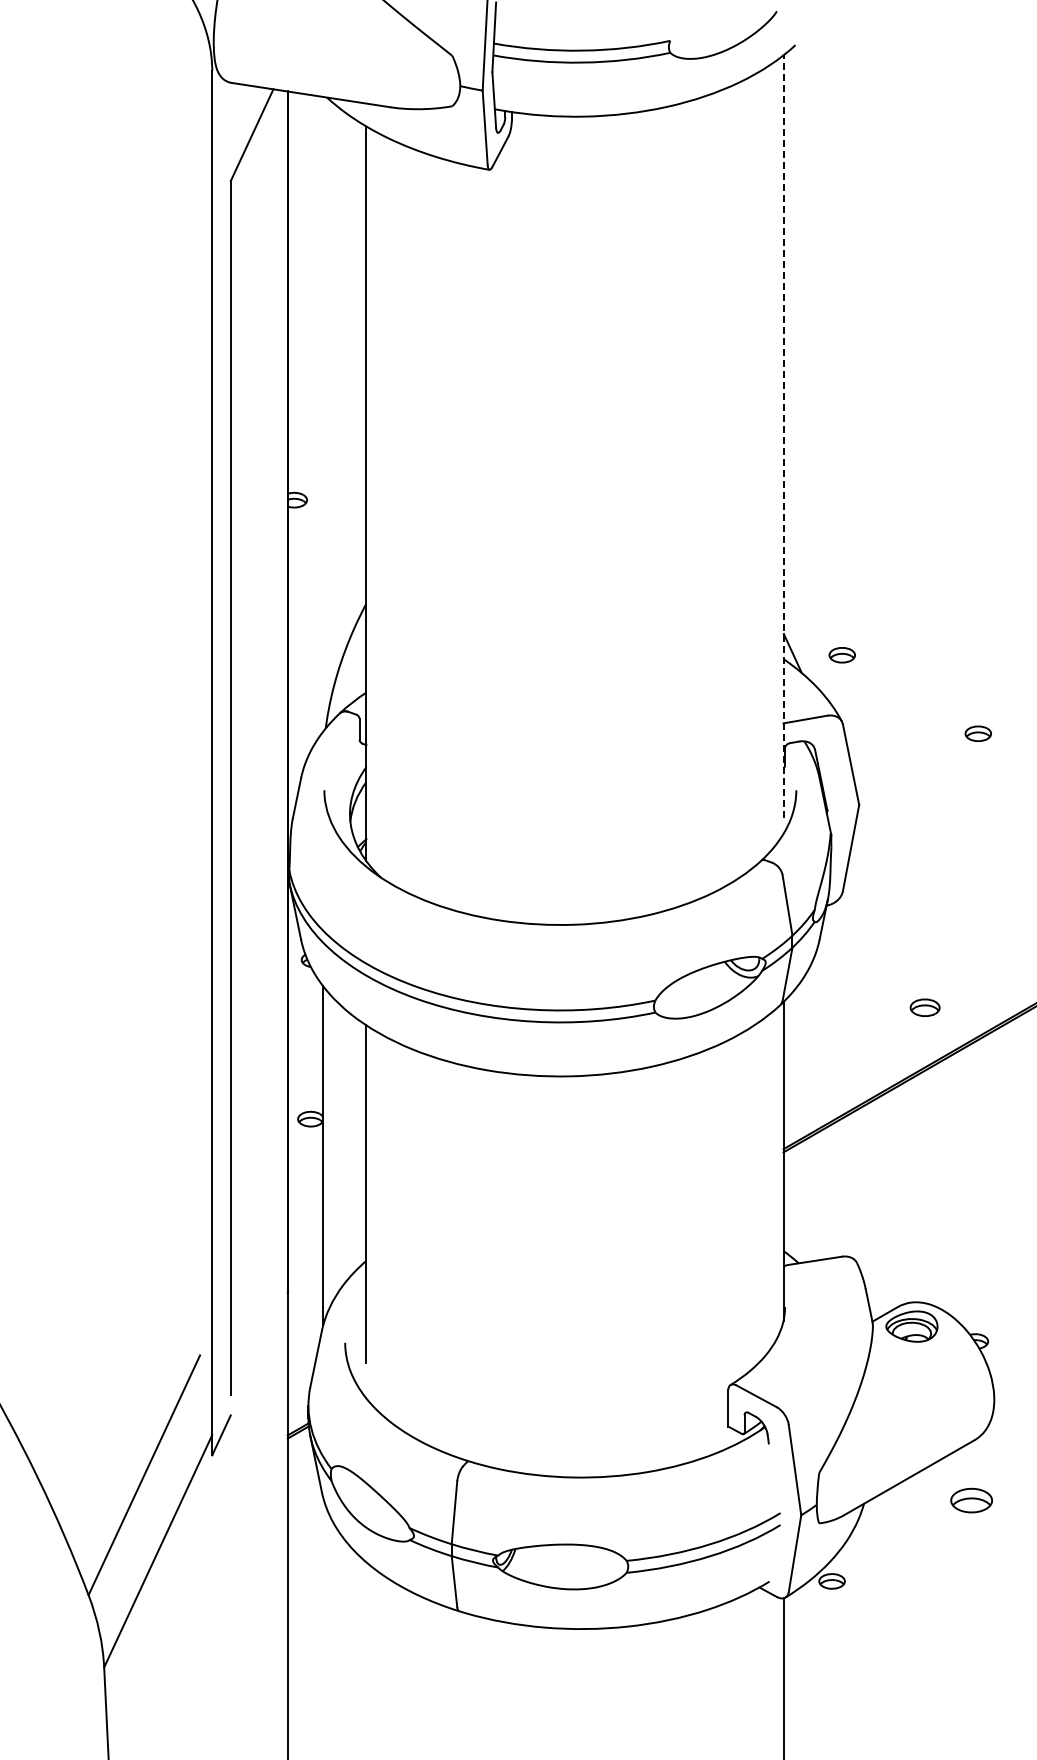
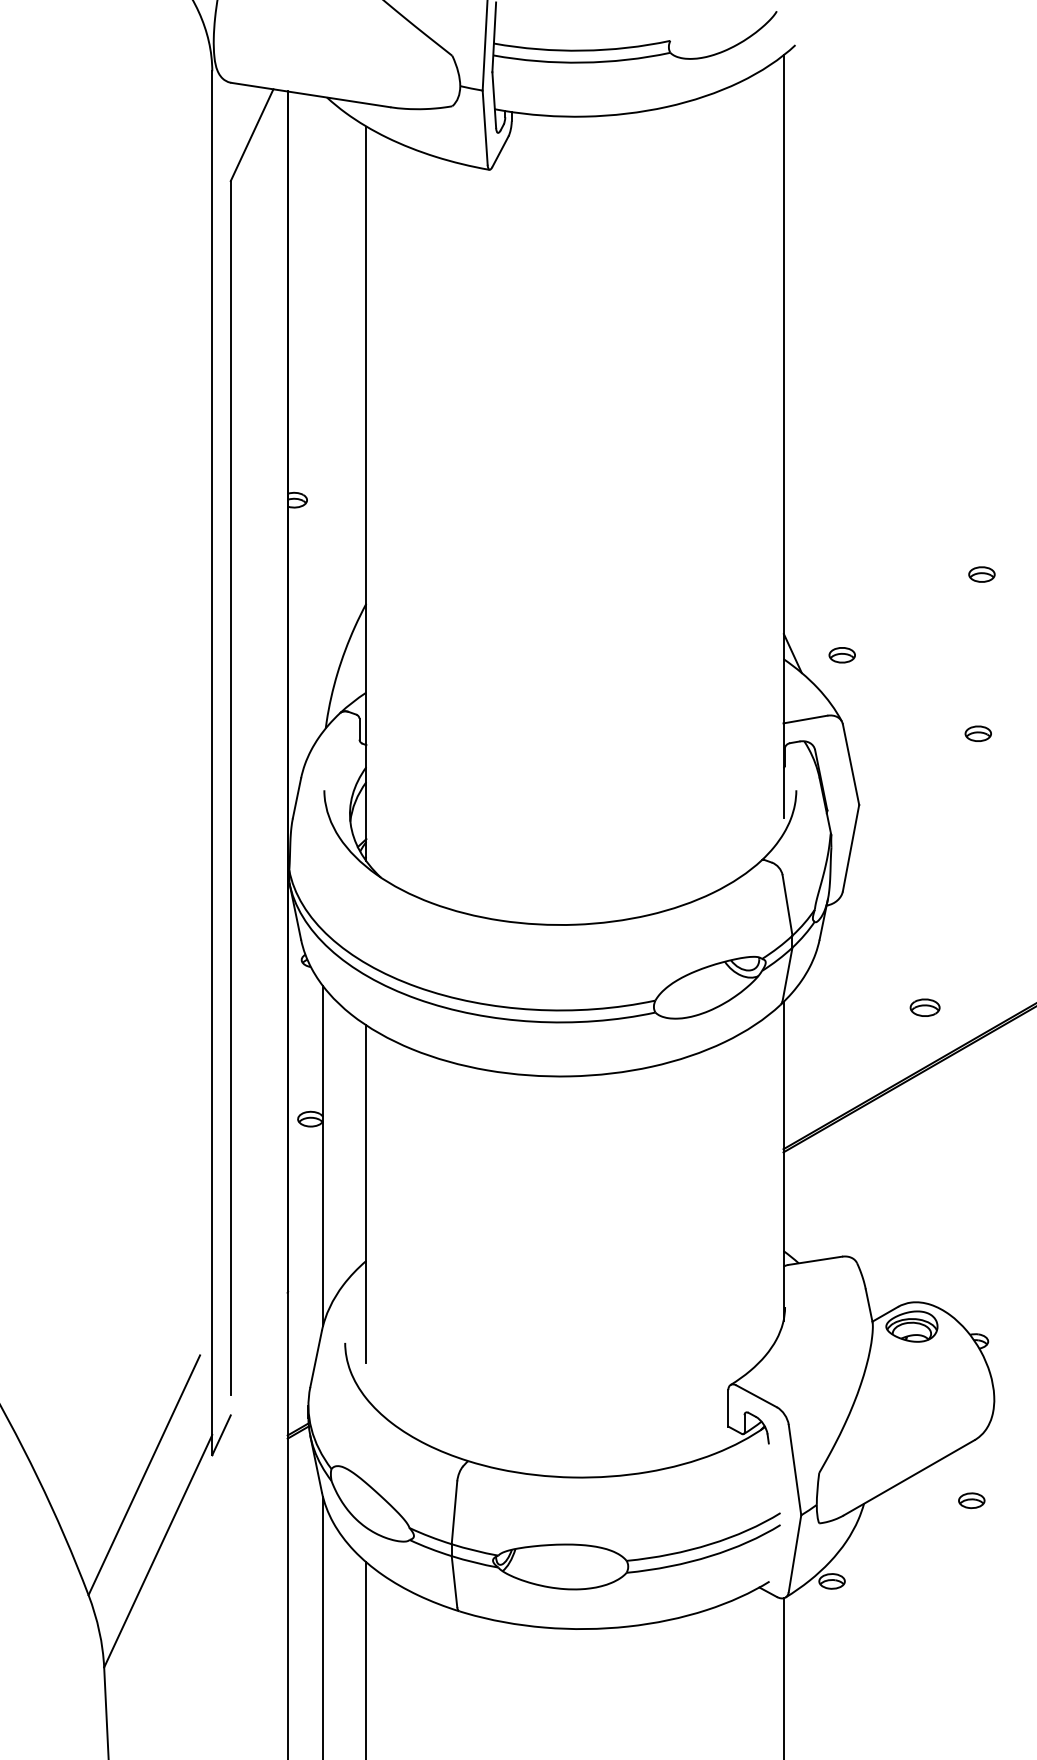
line: dashed -> solid (783, 436)
part: none -> present (981, 574)
part size: 43x27 px -> 28x18 px (971, 1500)
line: none -> present (323, 1626)
line: none -> present (366, 1659)
